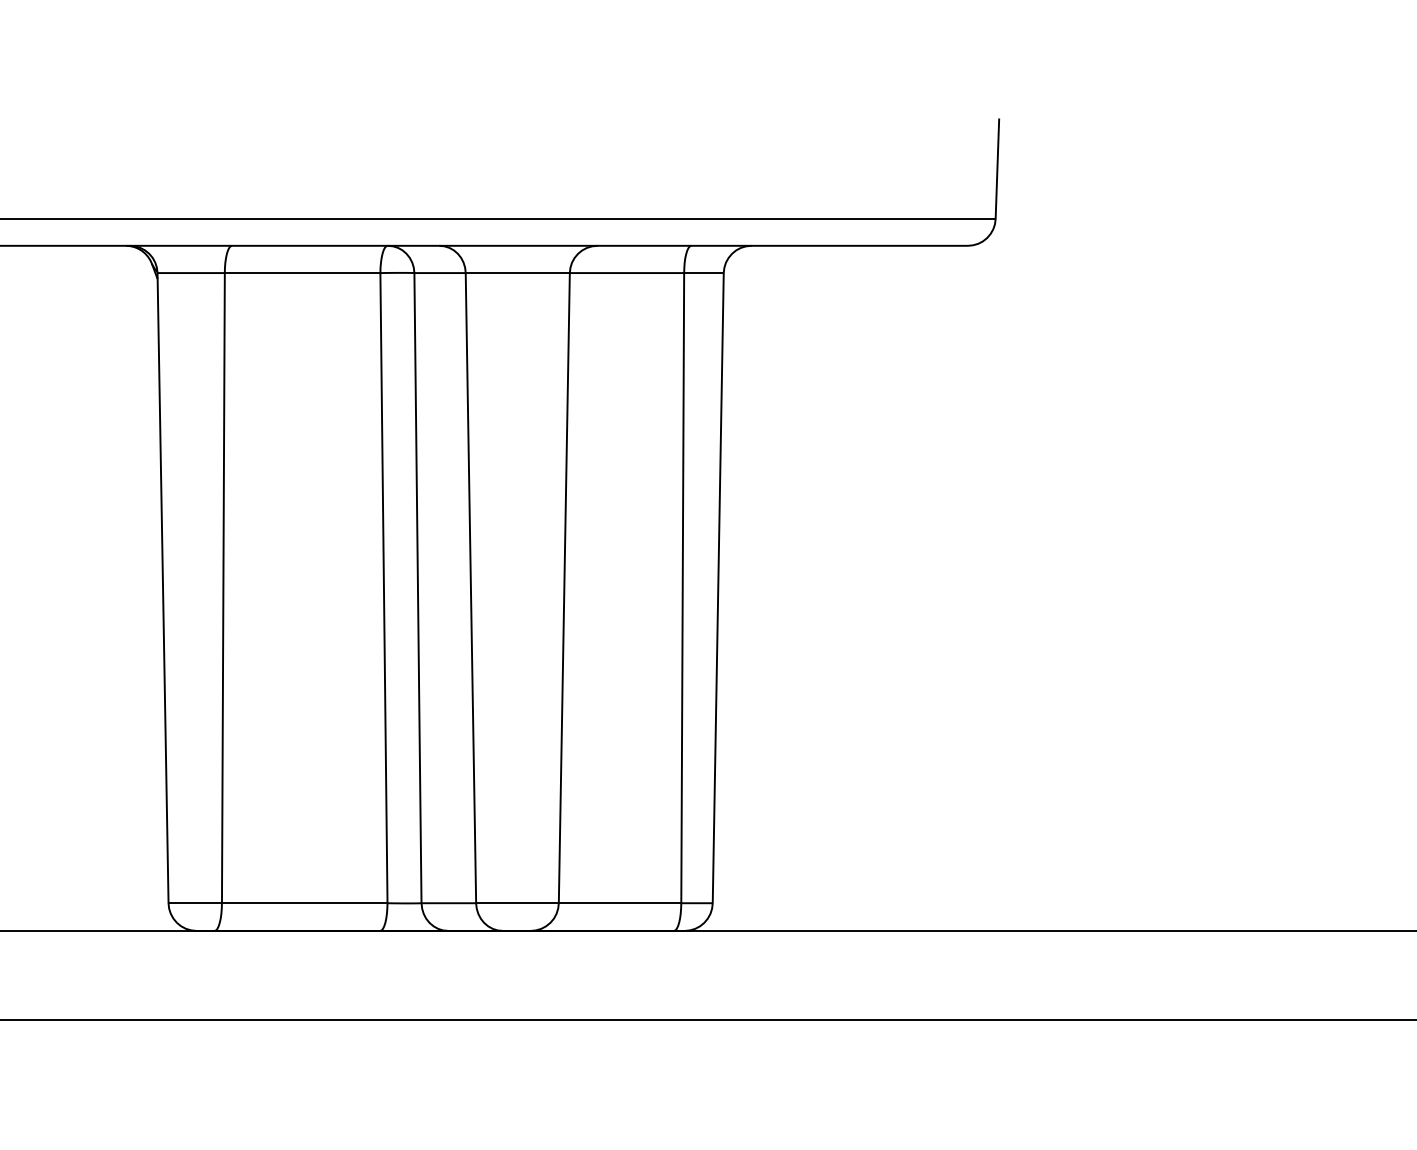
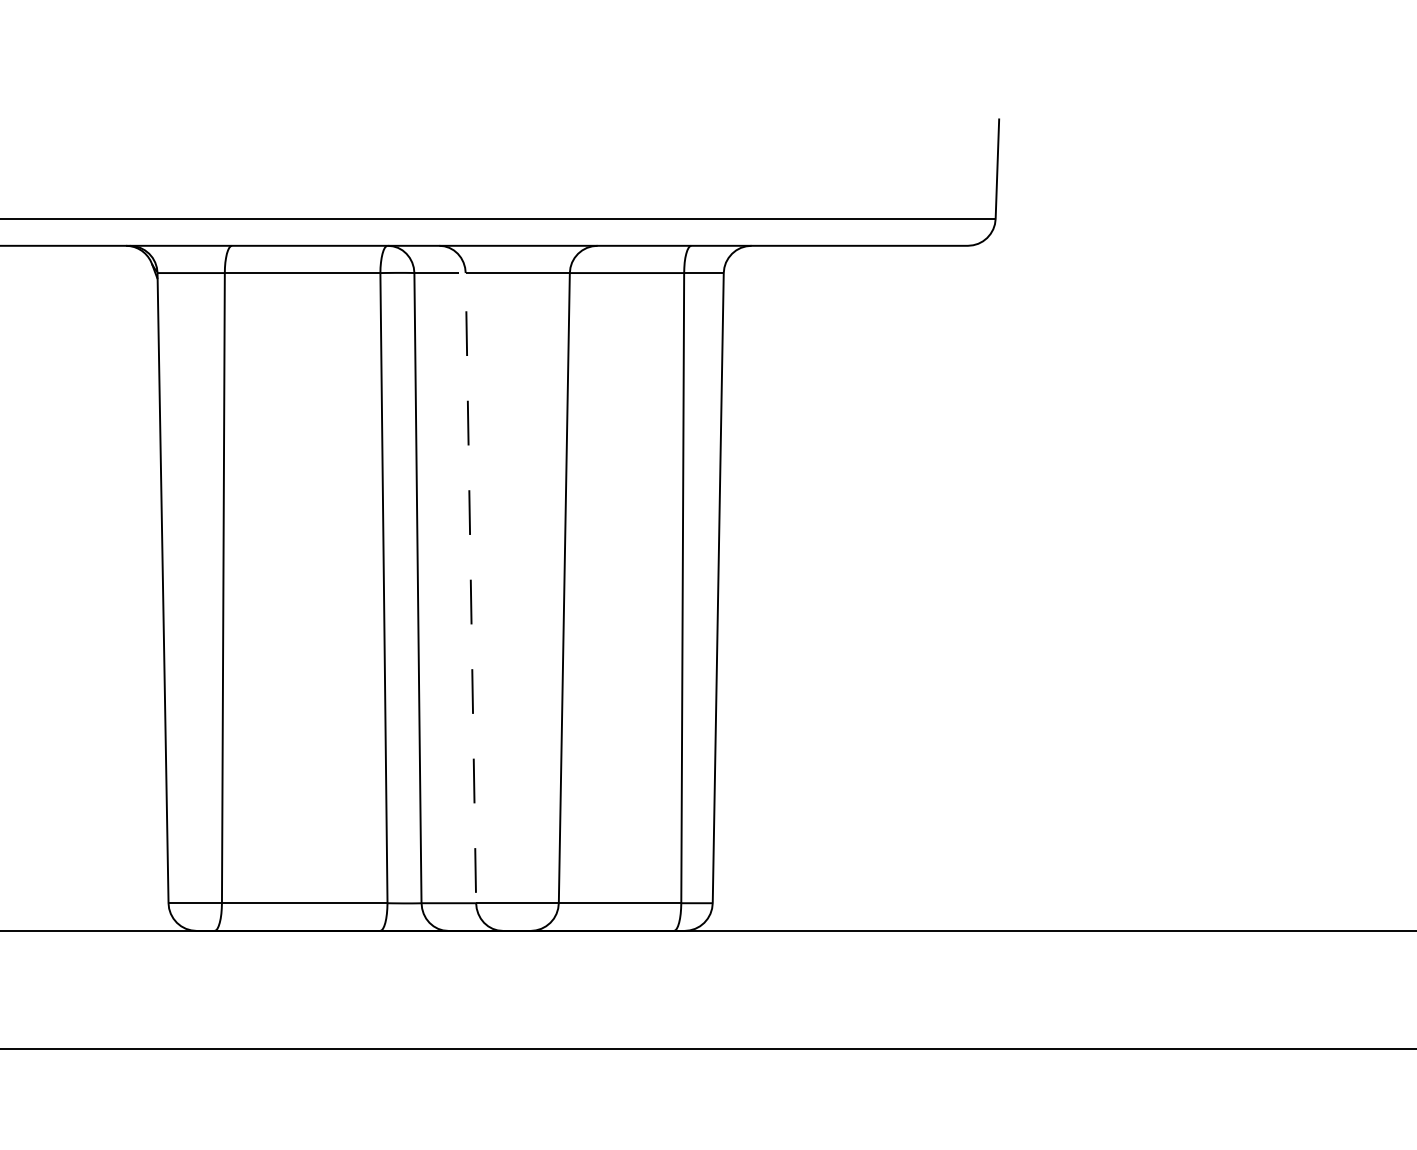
line: solid -> dashed (470, 561)
line position: (707, 1020) -> (707, 1049) (707, 1049)
